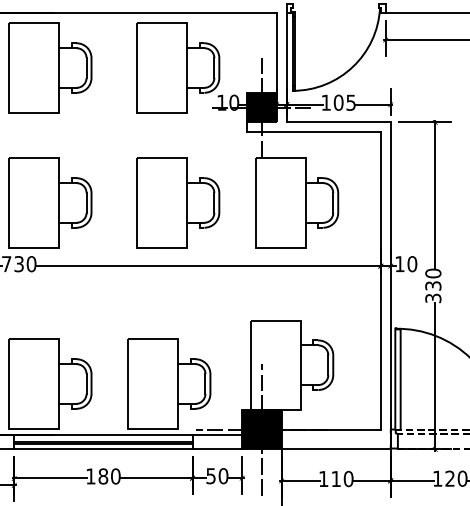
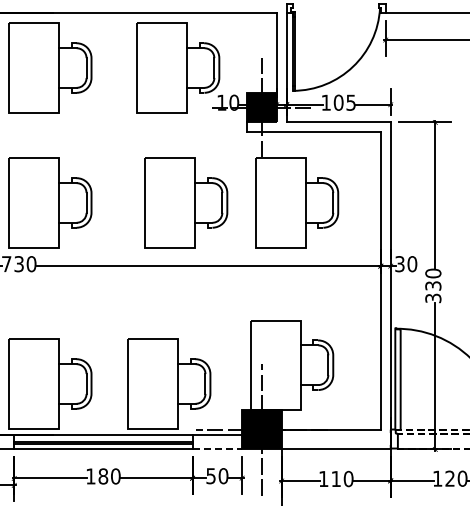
part position: (178, 202) -> (186, 202) (186, 202)
text: 10 -> 30 (399, 264)
line: solid -> dashed (217, 449)
